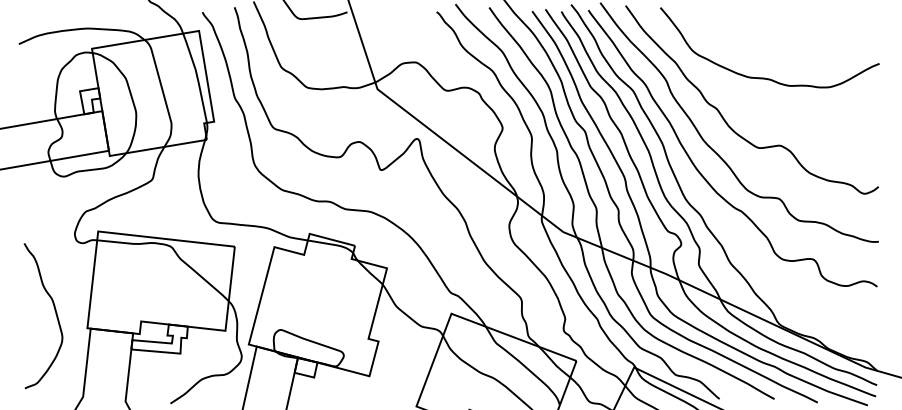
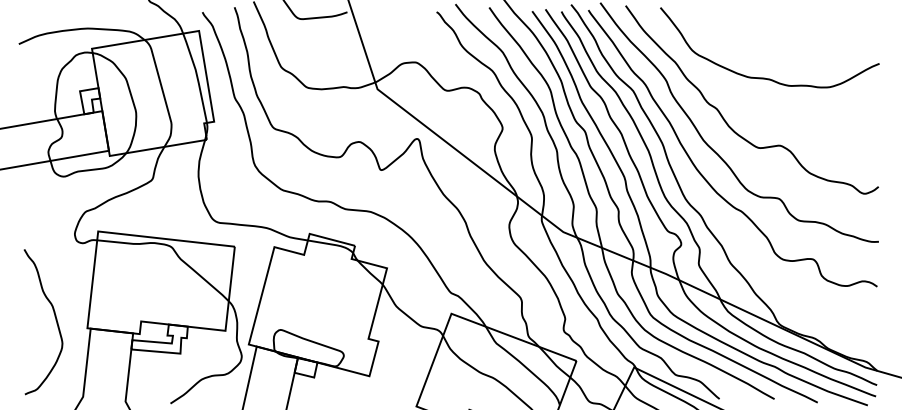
curve position: (55, 314) -> (55, 320) (55, 320)
